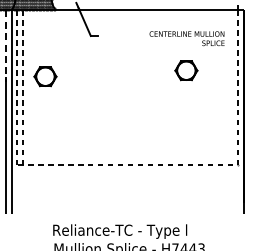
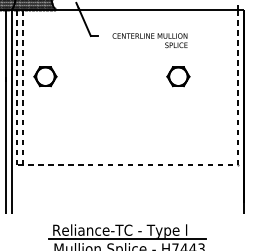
text position: (186, 38) -> (149, 40) (149, 40)
line: dashed -> solid (5, 46)
part position: (186, 70) -> (178, 76) (178, 76)
line: none -> present (127, 238)
